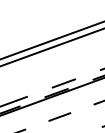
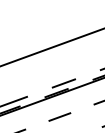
line: present -> none (51, 40)
